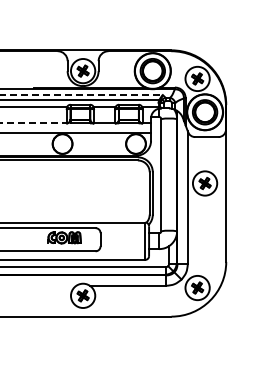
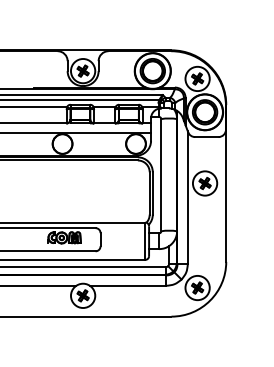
line: dashed -> solid (81, 95)
line: dashed -> solid (33, 123)
line: none -> present (39, 285)
